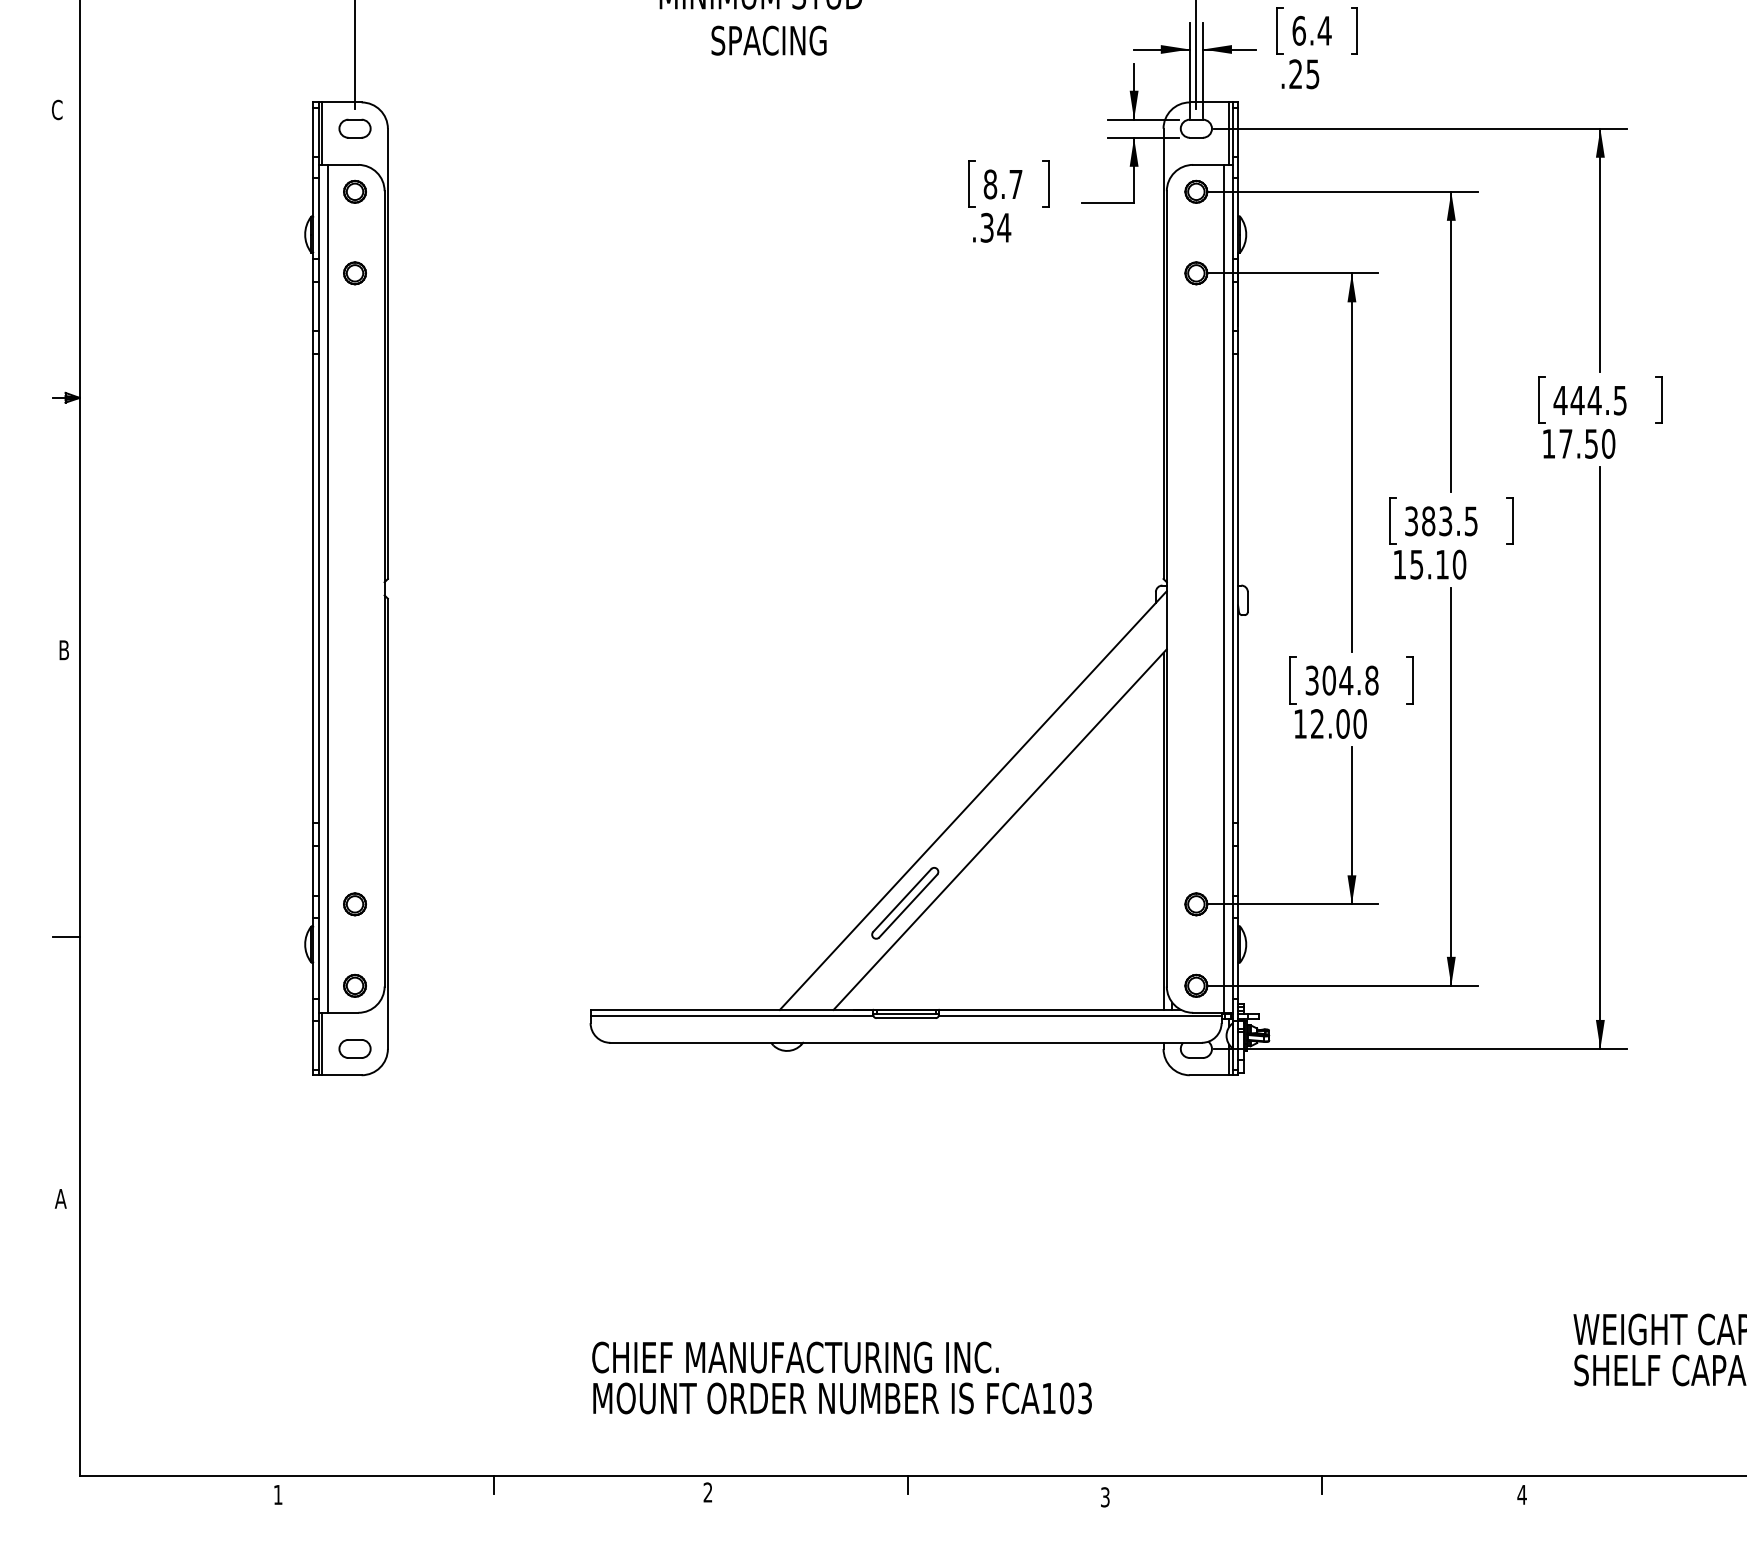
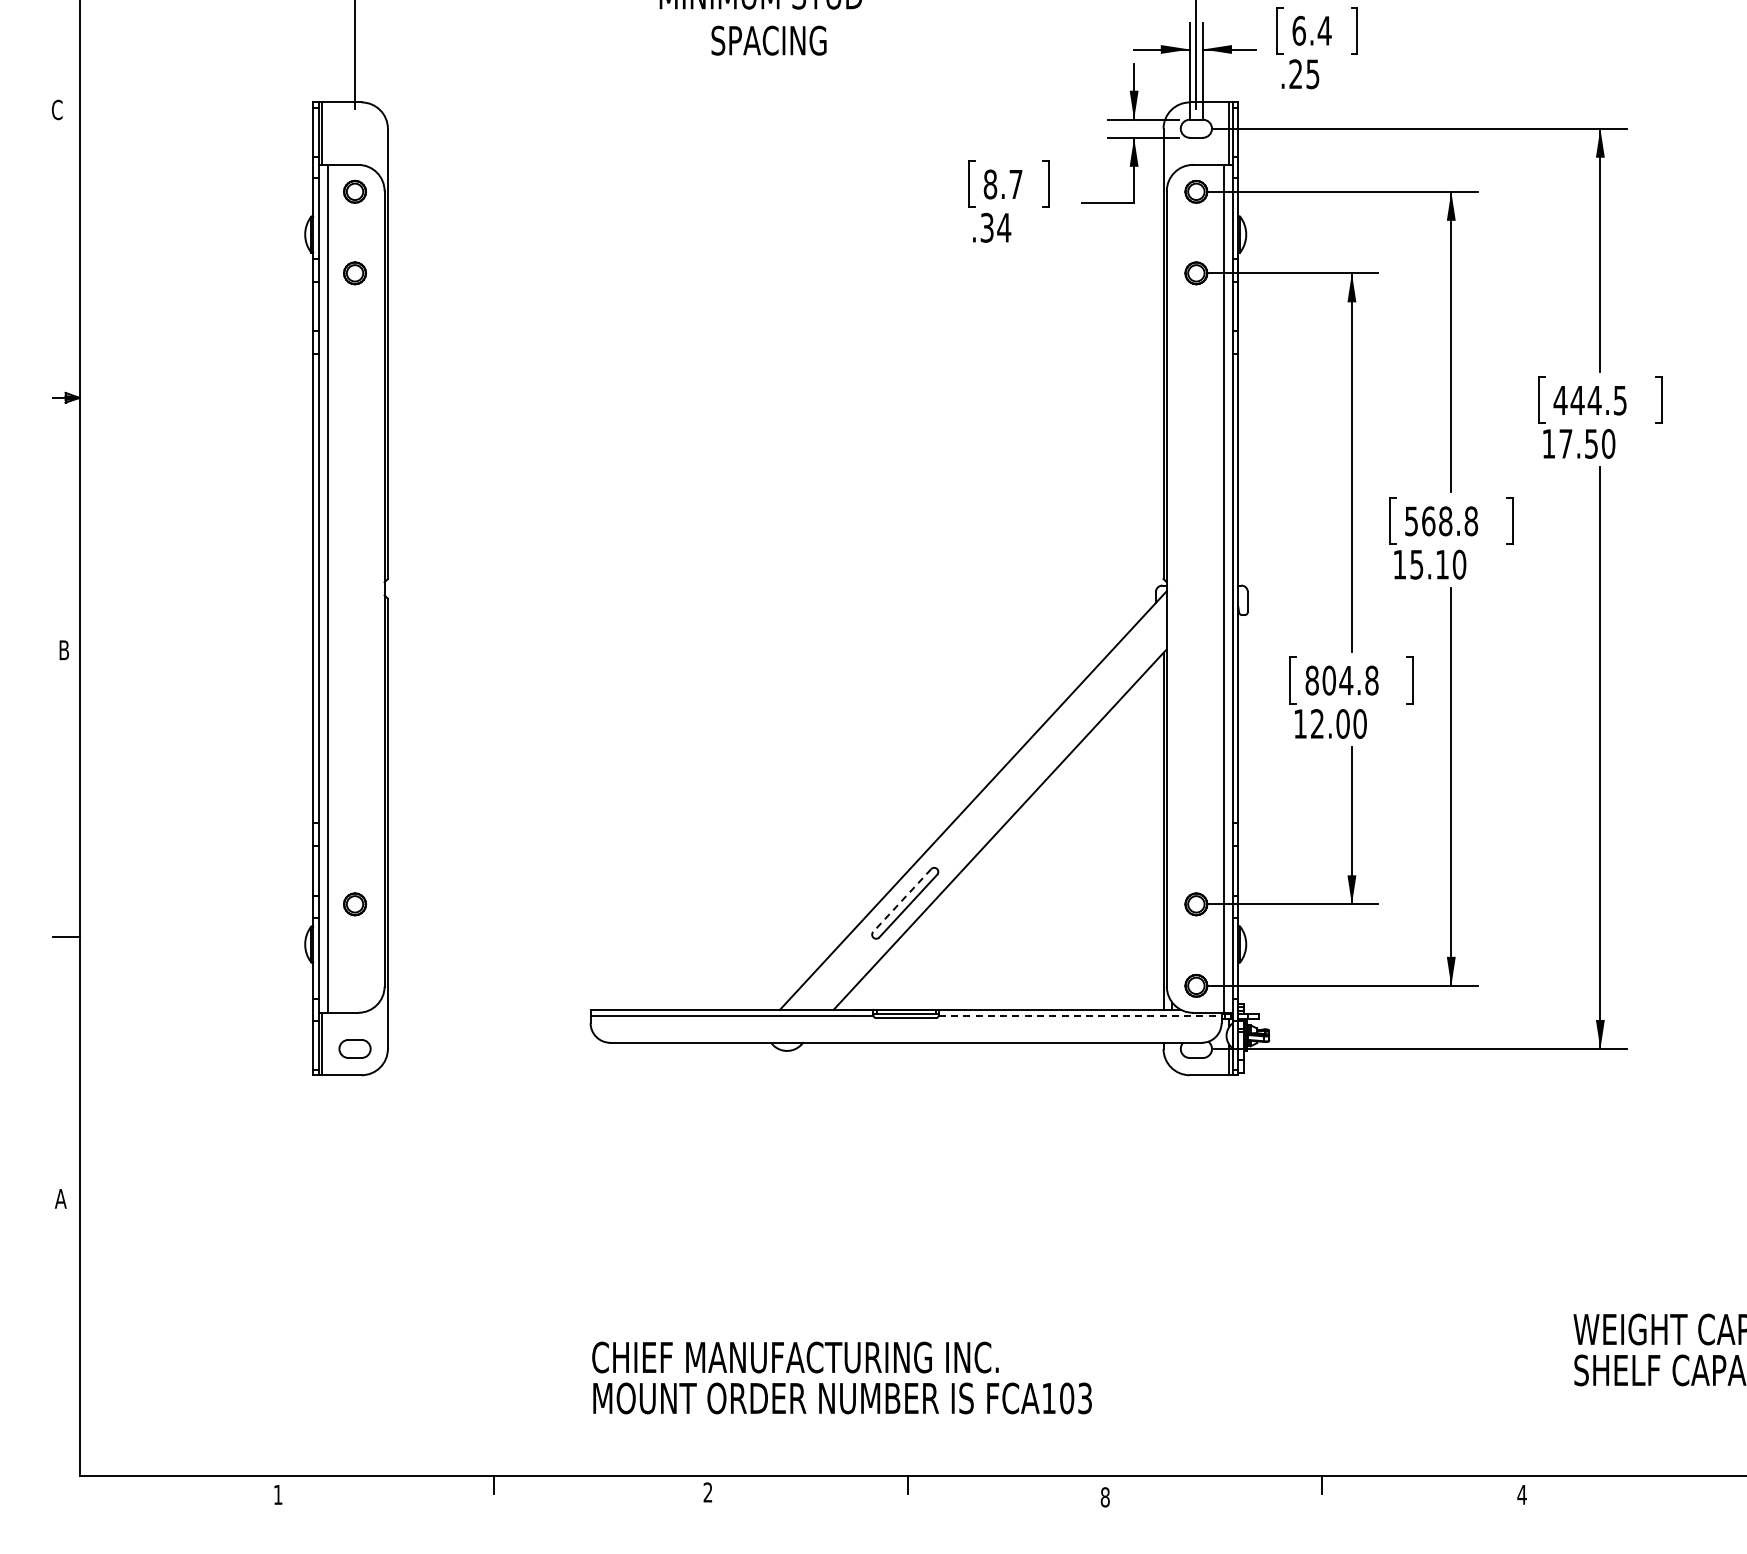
part: present -> none (354, 128)
text: 383.5 -> 568.8 (1441, 521)
text: 304.8 -> 804.8 (1311, 680)
line: solid -> dashed (902, 900)
part: present -> none (354, 985)
line: solid -> dashed (1080, 1015)
text: 3 -> 8 (1104, 1497)
